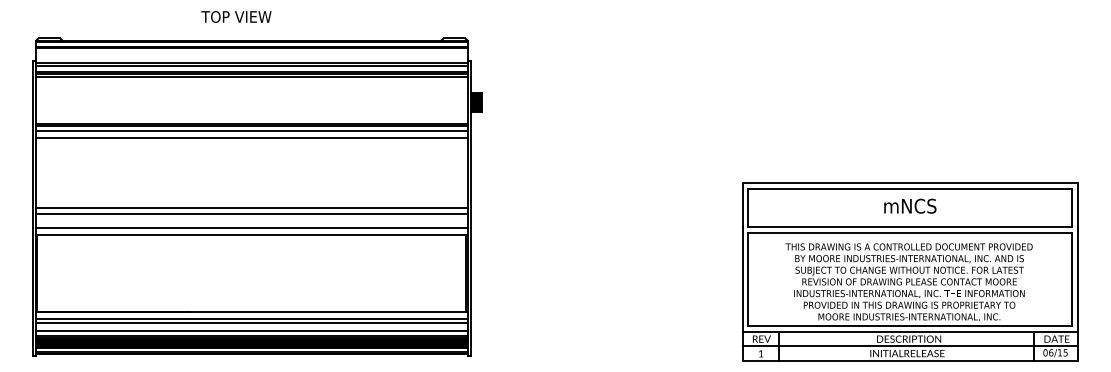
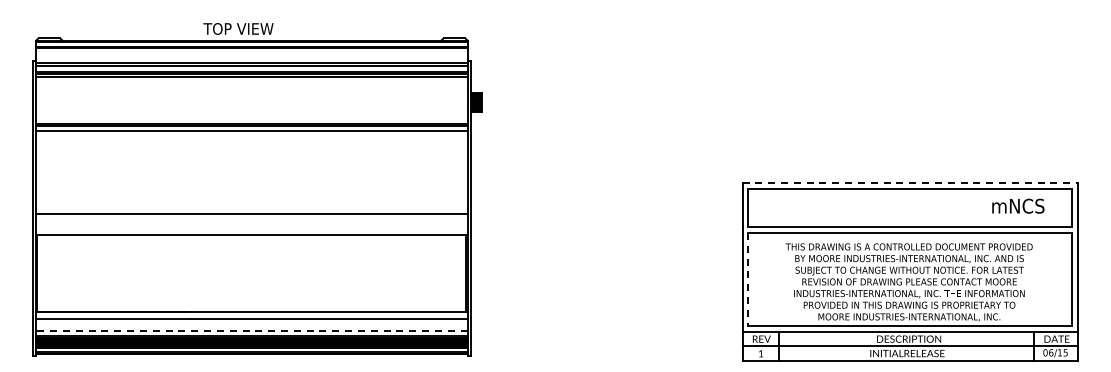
text position: (236, 16) -> (238, 28) (238, 28)
line: present -> none (251, 138)
line: solid -> dashed (910, 183)
text position: (910, 205) -> (1018, 205) (1018, 205)
line: present -> none (251, 207)
line: present -> none (251, 228)
line: solid -> dashed (748, 279)
line: present -> none (251, 323)
line: solid -> dashed (251, 330)
